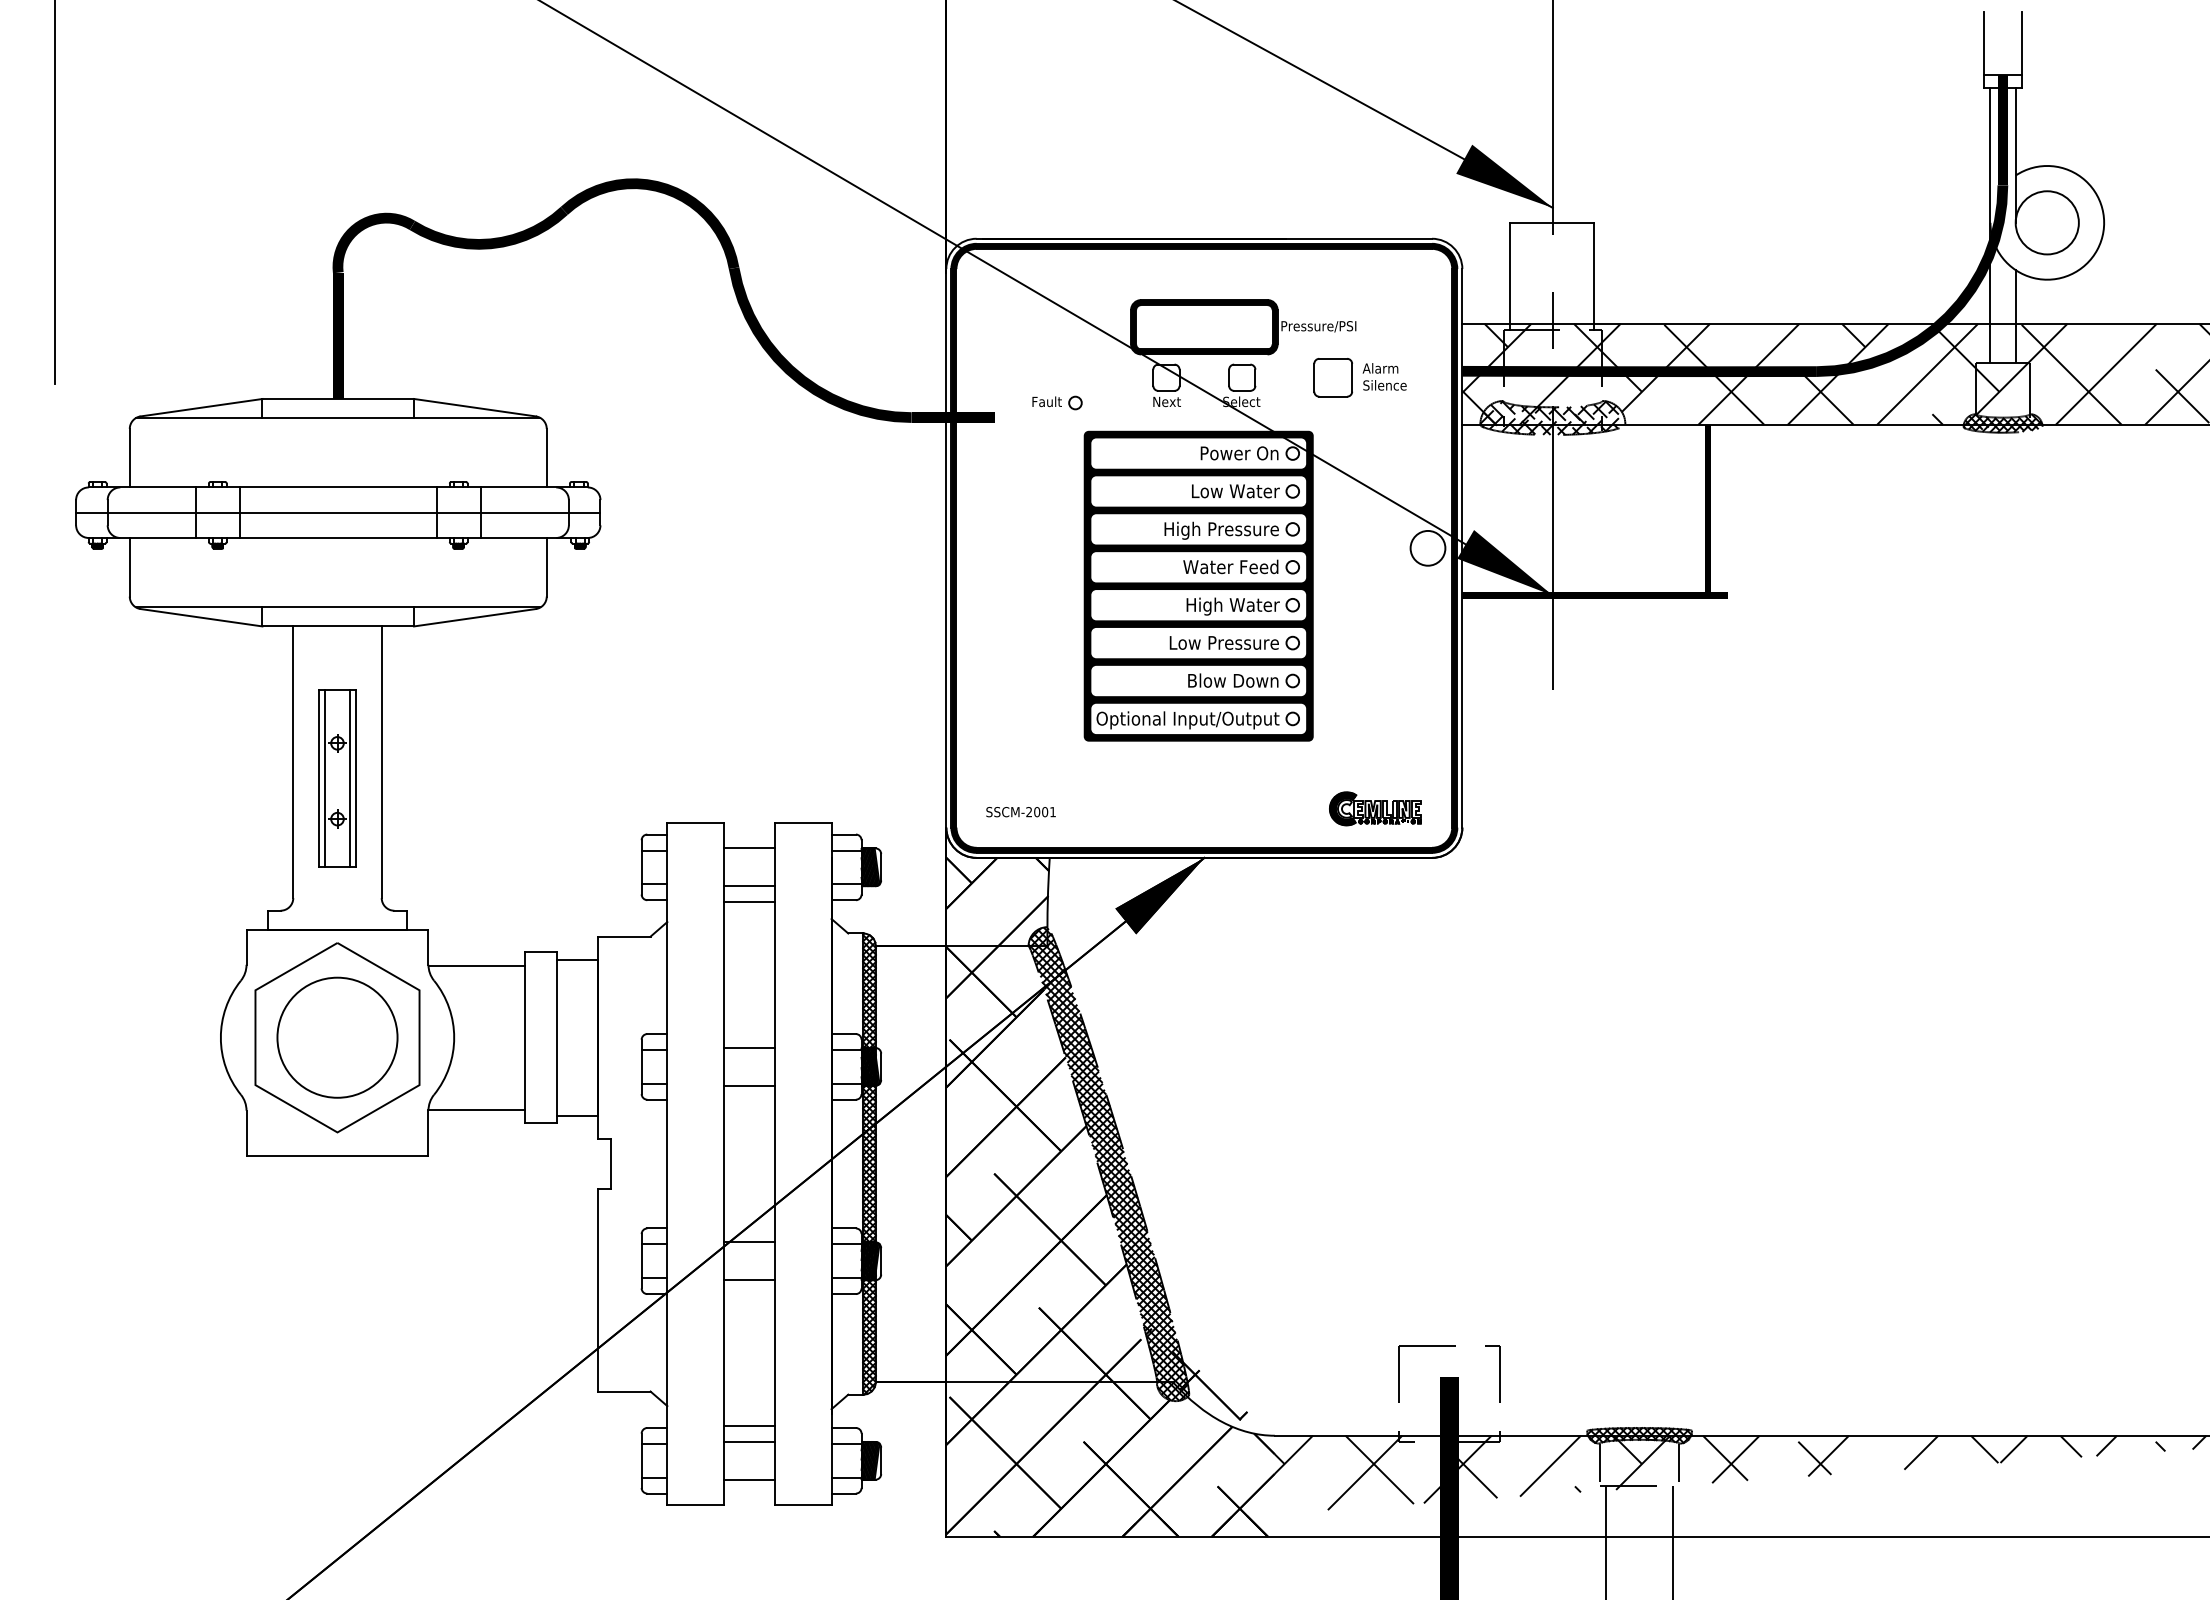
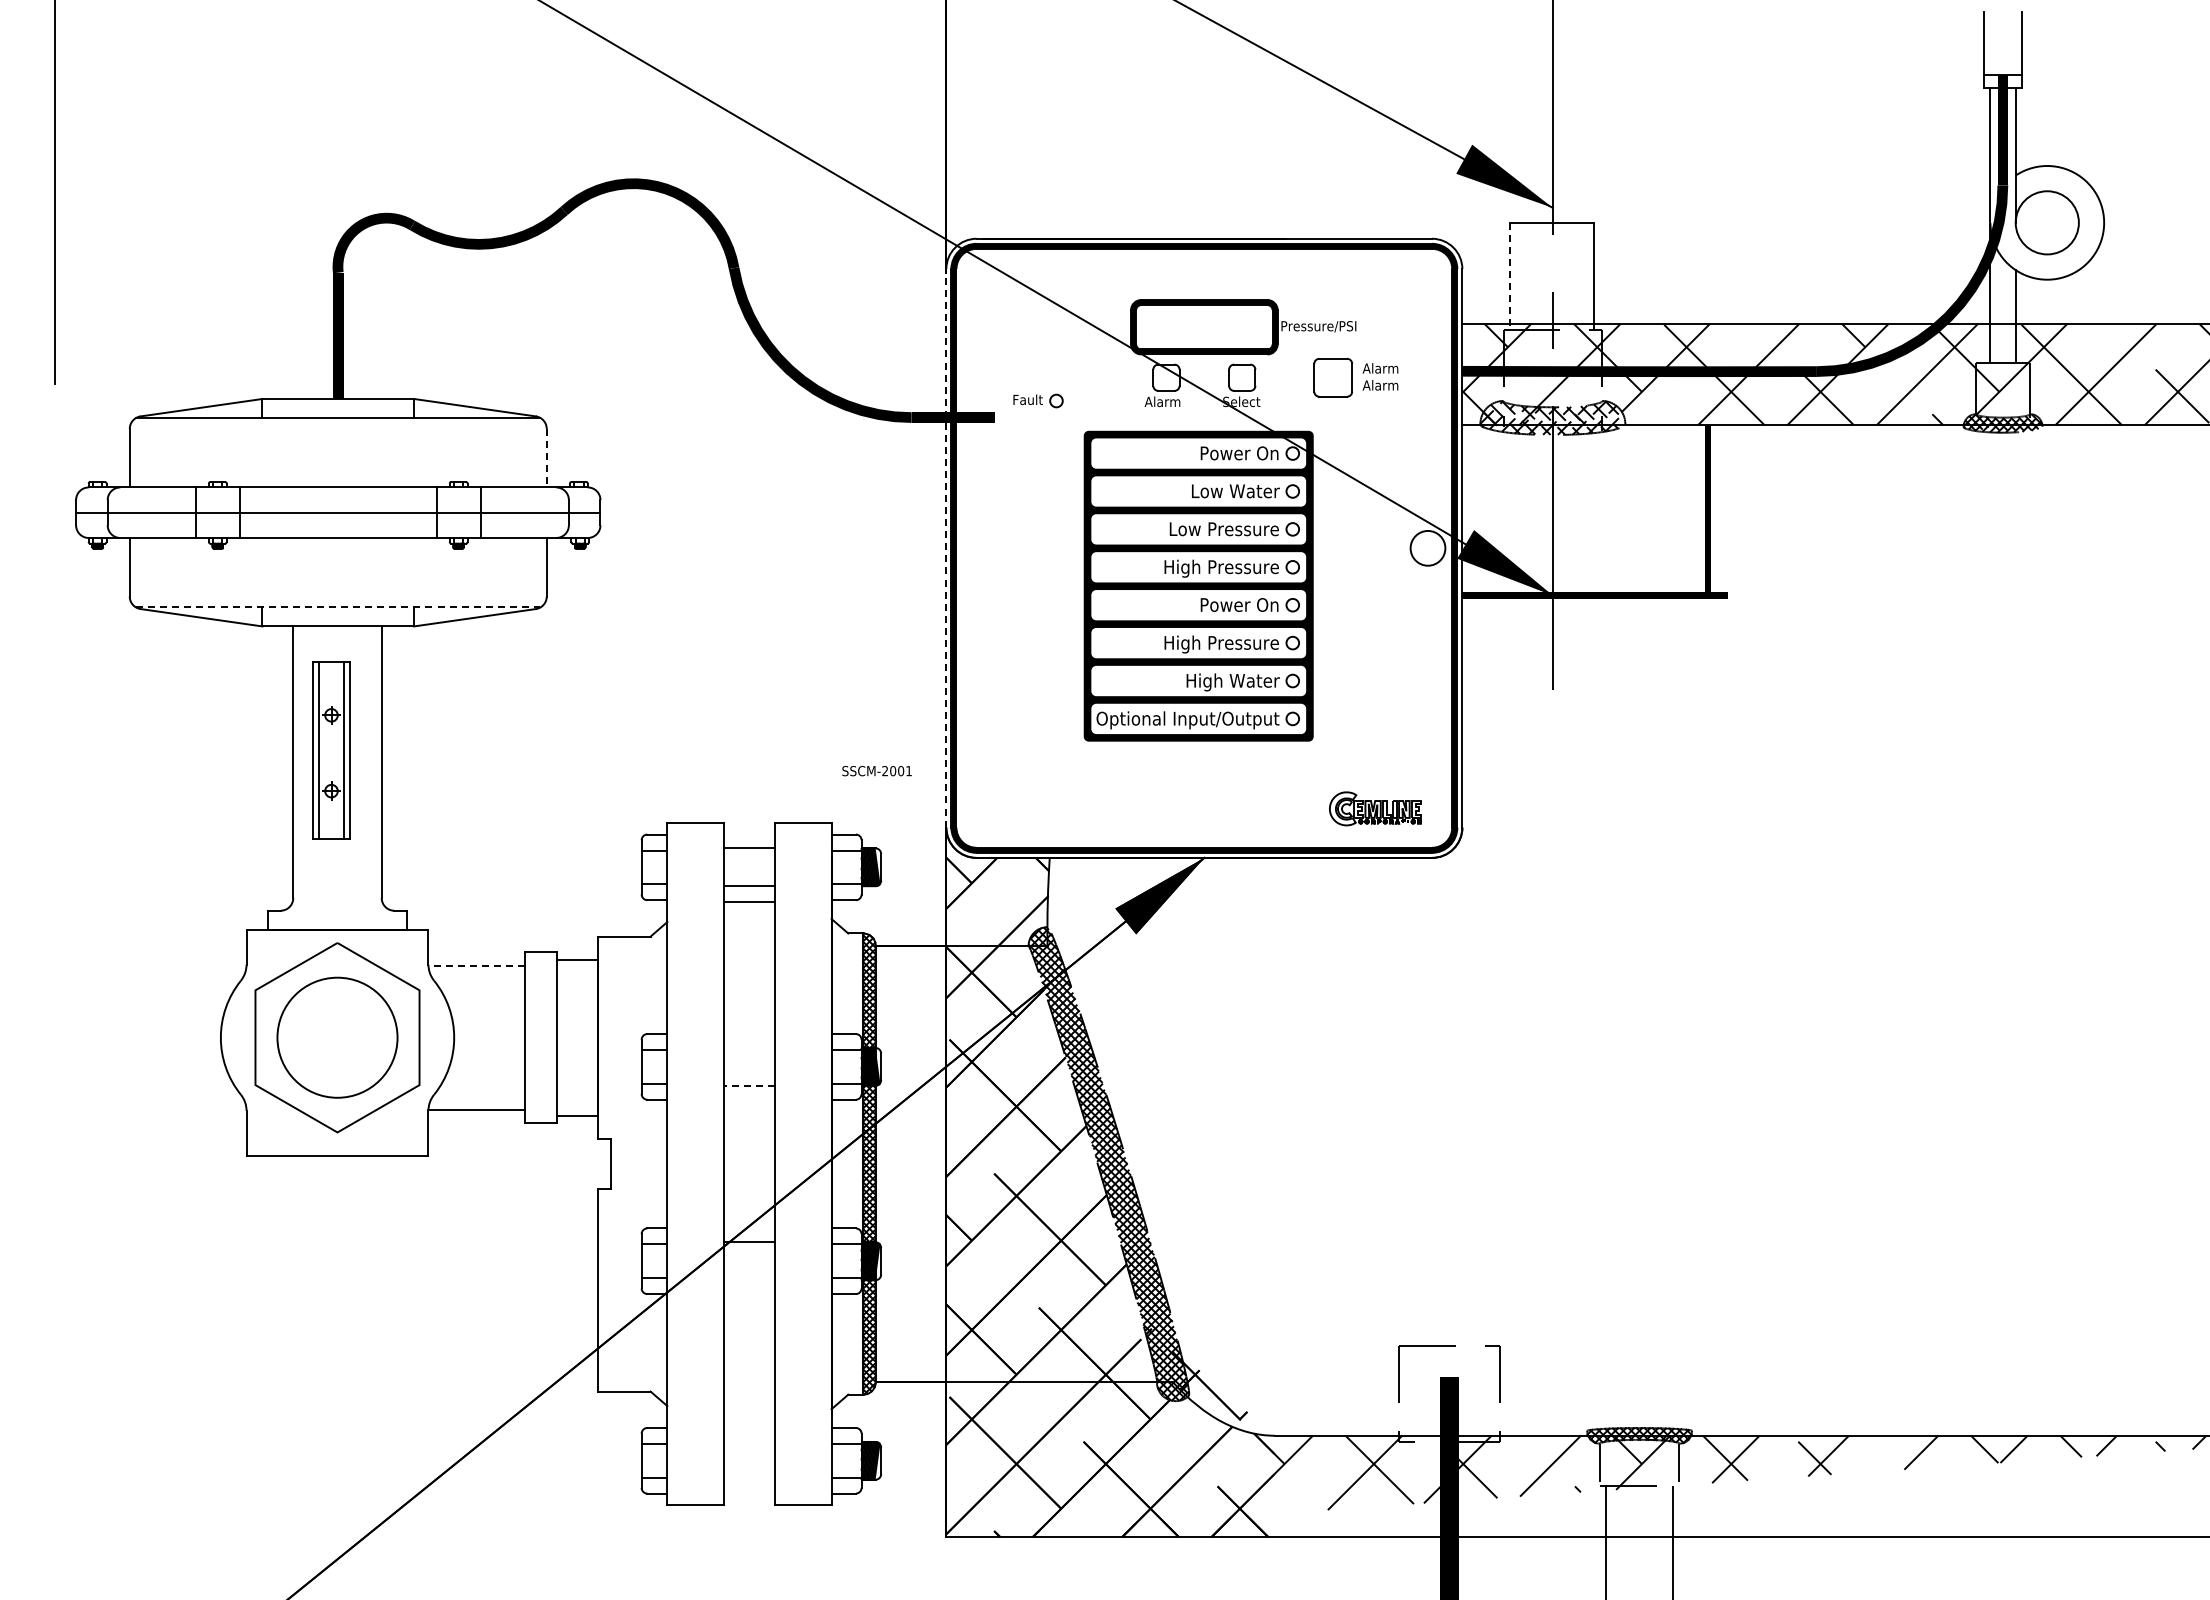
line: solid -> dashed (1510, 276)
text: Silence -> Alarm (1384, 385)
text: Next -> Alarm (1162, 401)
part position: (1057, 402) -> (1038, 400) (1038, 400)
line: solid -> dashed (546, 458)
text: High Pressure -> Low Pressure (1182, 530)
line: solid -> dashed (946, 547)
text: Water Feed -> High Pressure (1221, 568)
text: High Water -> Power On (1232, 606)
line: solid -> dashed (338, 607)
text: Low Pressure -> High Pressure (1182, 644)
text: Blow Down -> High Water (1232, 682)
part position: (337, 778) -> (331, 750) (331, 750)
hatch: present -> none (1342, 808)
text position: (1020, 812) -> (876, 771) (876, 771)
line: solid -> dashed (476, 966)
line: present -> none (749, 1047)
line: solid -> dashed (748, 1085)
line: present -> none (749, 1280)
line: present -> none (749, 1426)
line: present -> none (749, 1441)
line: present -> none (749, 1479)
